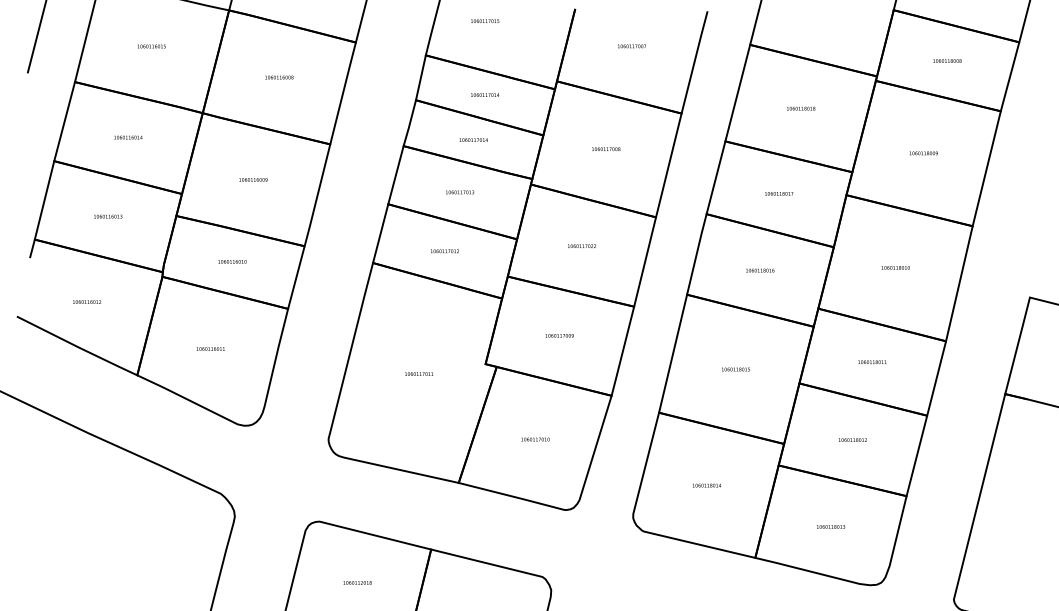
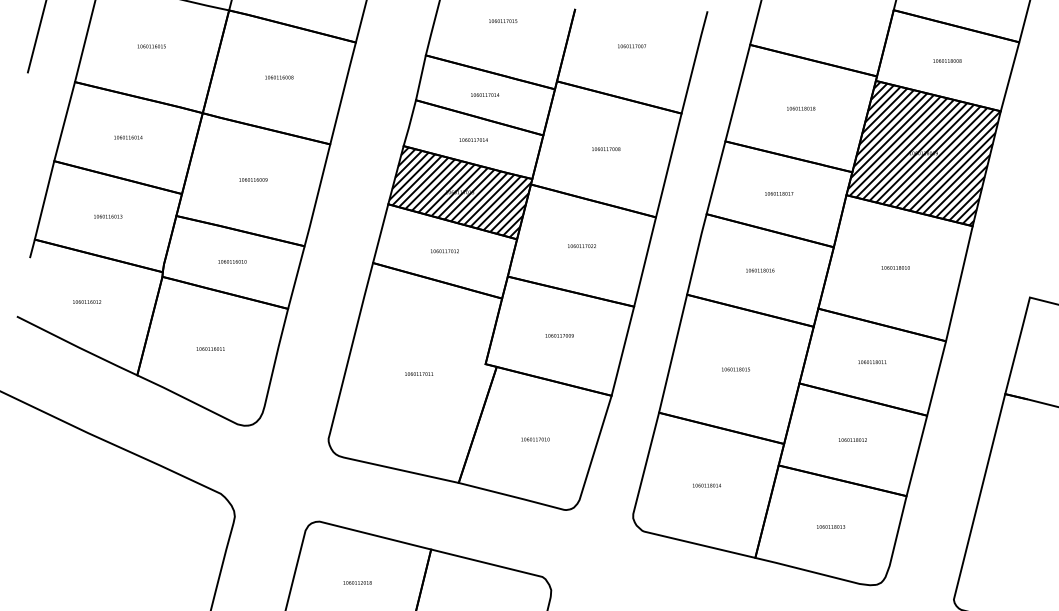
text position: (485, 20) -> (503, 20) (503, 20)
hatch: none -> present (923, 153)
hatch: none -> present (460, 193)
